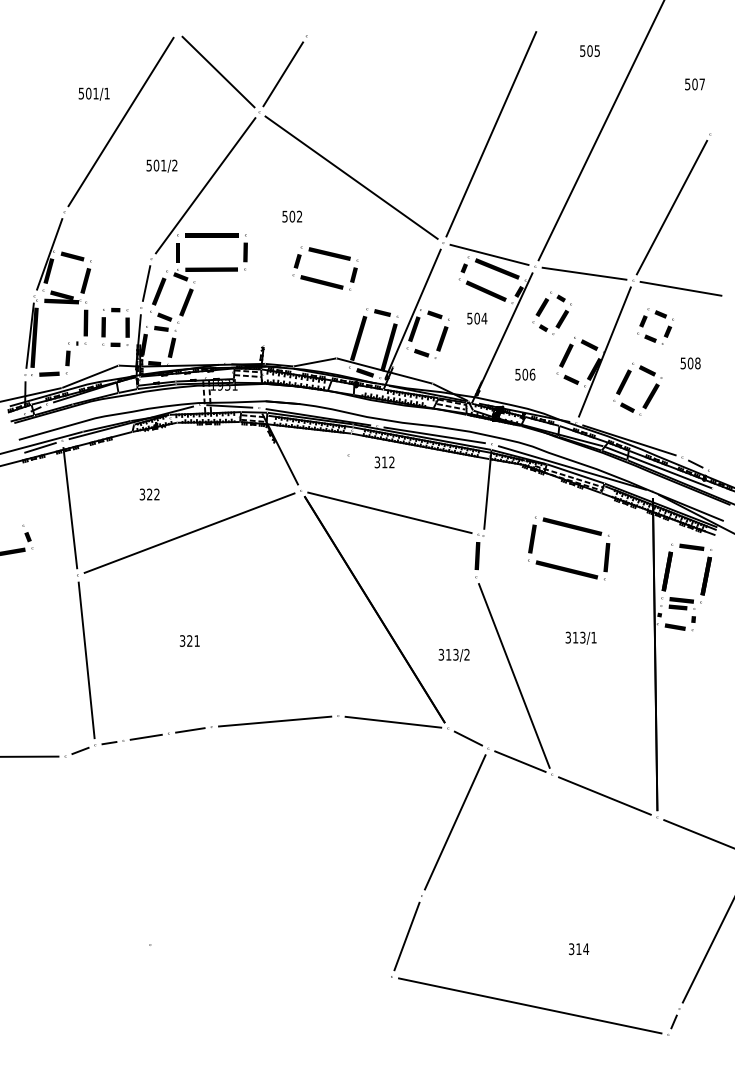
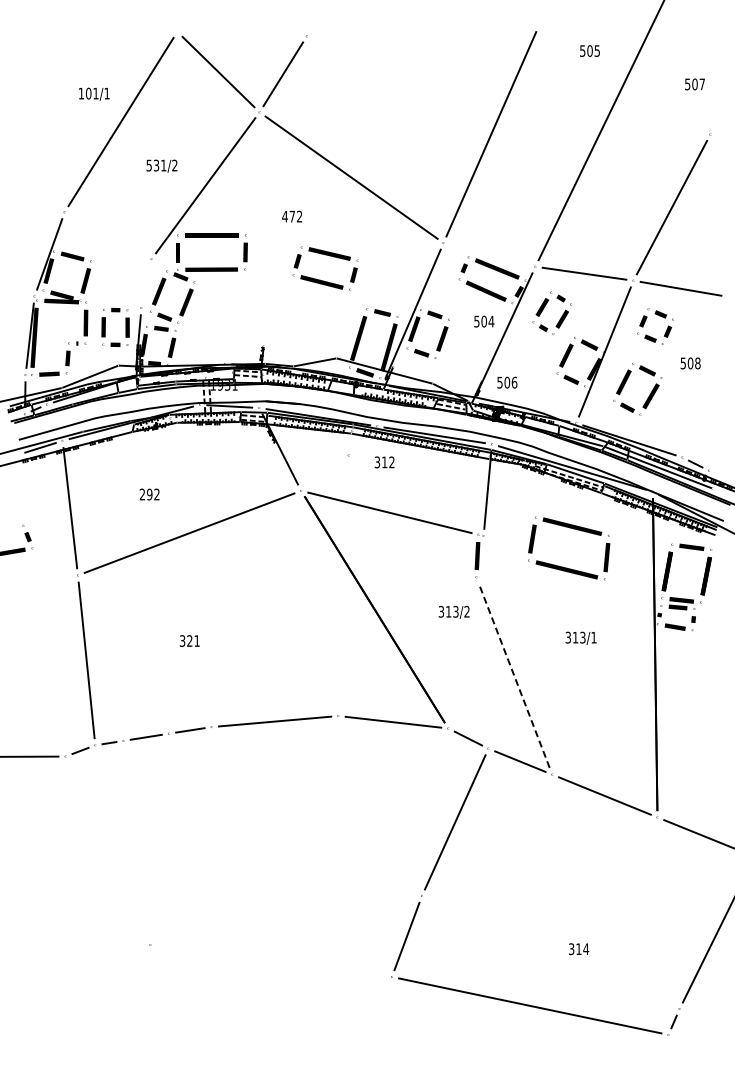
text: 501/1 -> 101/1 (80, 93)
text: 501/2 -> 531/2 (156, 165)
text: 502 -> 472 (288, 216)
line: present -> none (489, 254)
line: present -> none (146, 283)
text position: (477, 318) -> (484, 321) (484, 321)
text position: (525, 374) -> (507, 382) (507, 382)
text: 322 -> 292 (145, 494)
text position: (453, 654) -> (453, 611) (453, 611)
line: solid -> dashed (514, 675)
